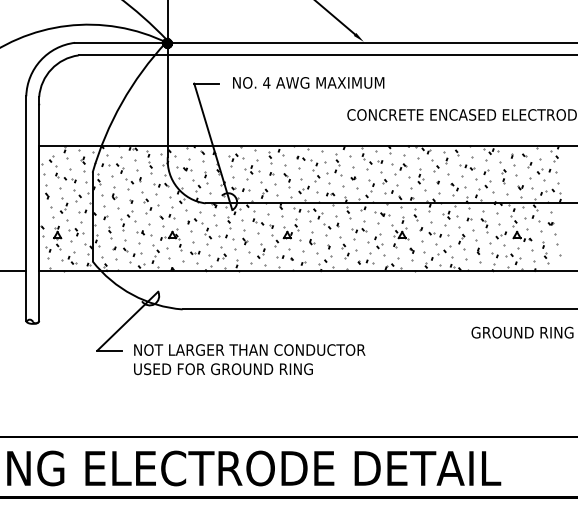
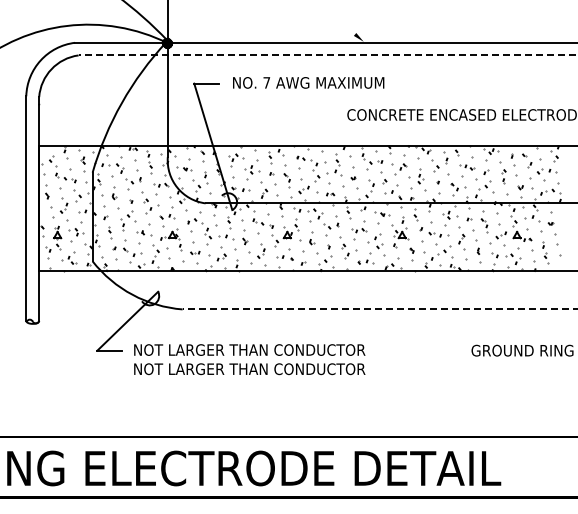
line: present -> none (336, 18)
line: solid -> dashed (327, 55)
text: 4 -> 7 (266, 82)
line: present -> none (14, 271)
line: solid -> dashed (379, 309)
text position: (522, 332) -> (522, 350) (522, 350)
text: USED FOR GROUND RING -> NOT LARGER THAN CONDUCTOR (249, 369)
